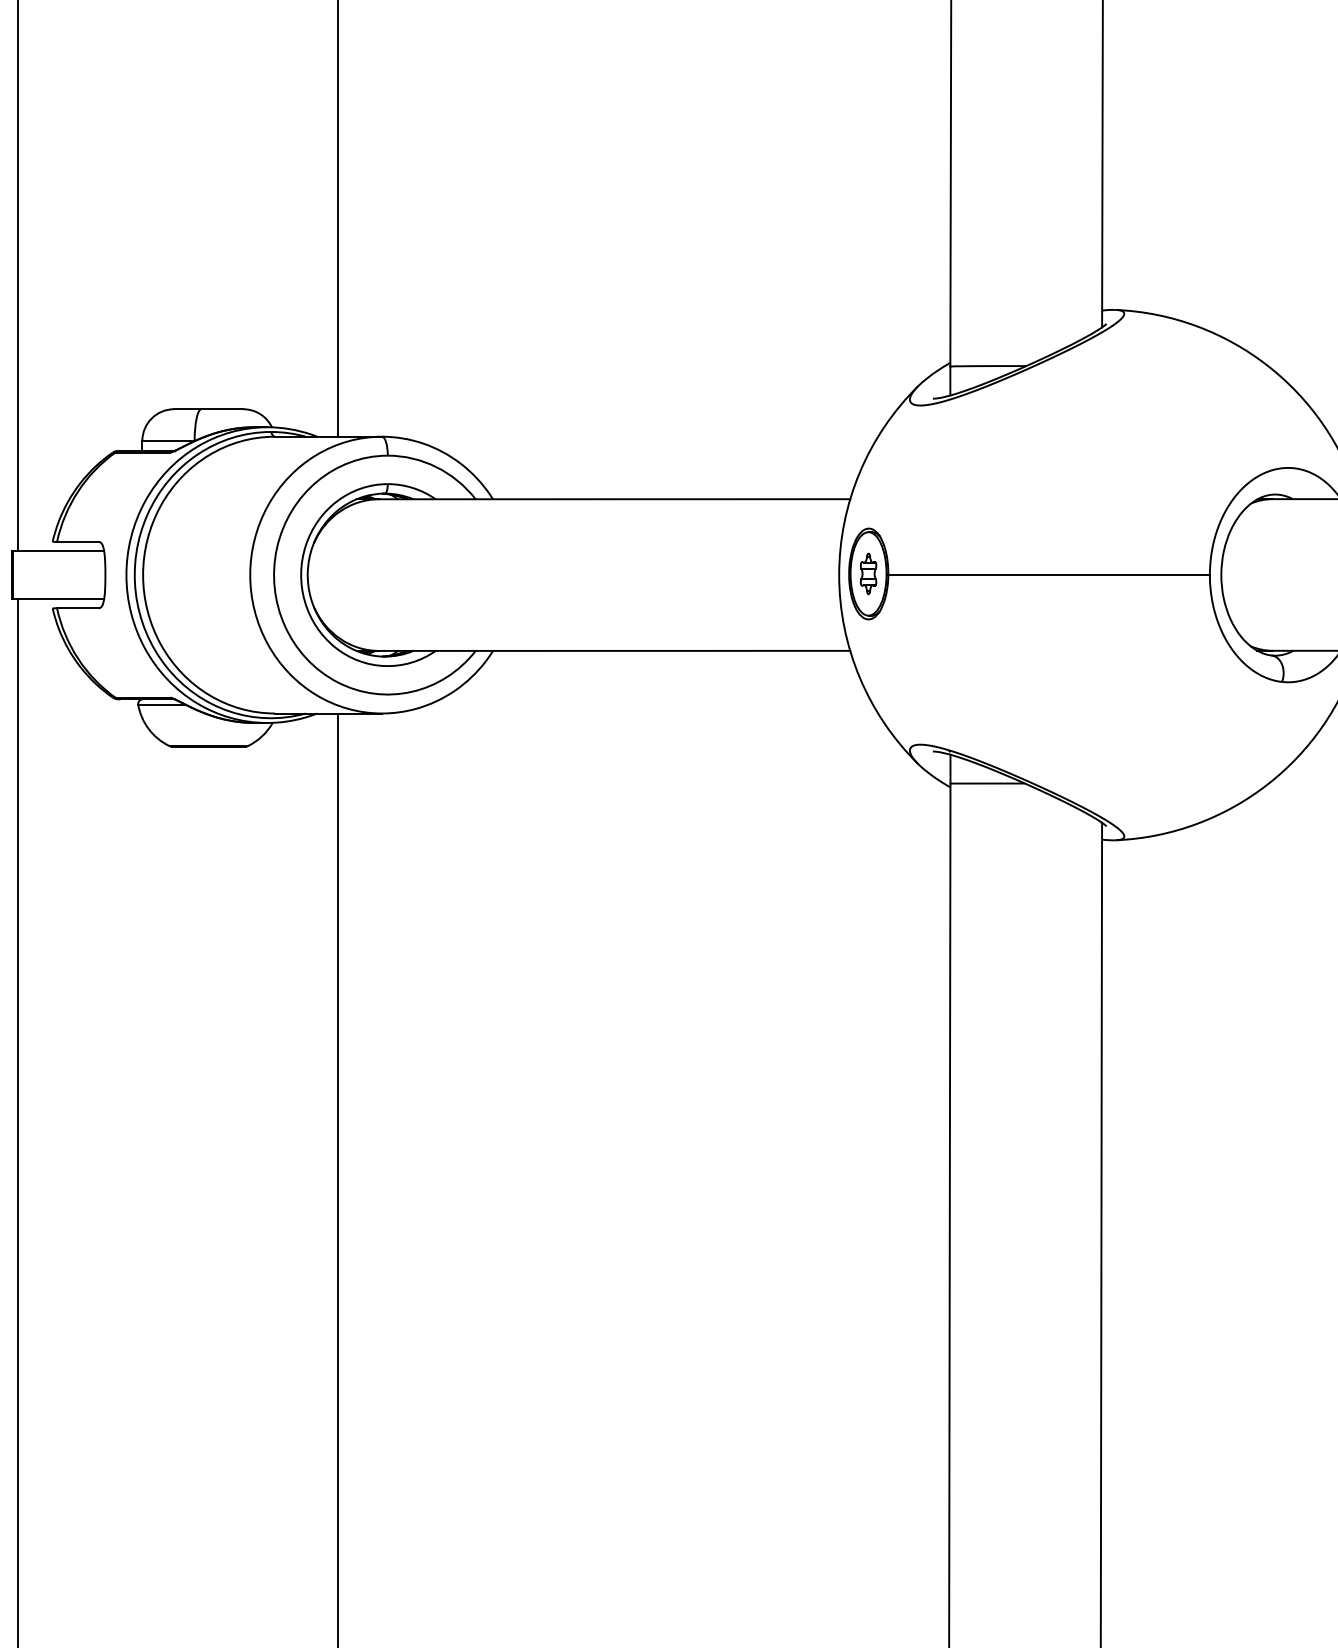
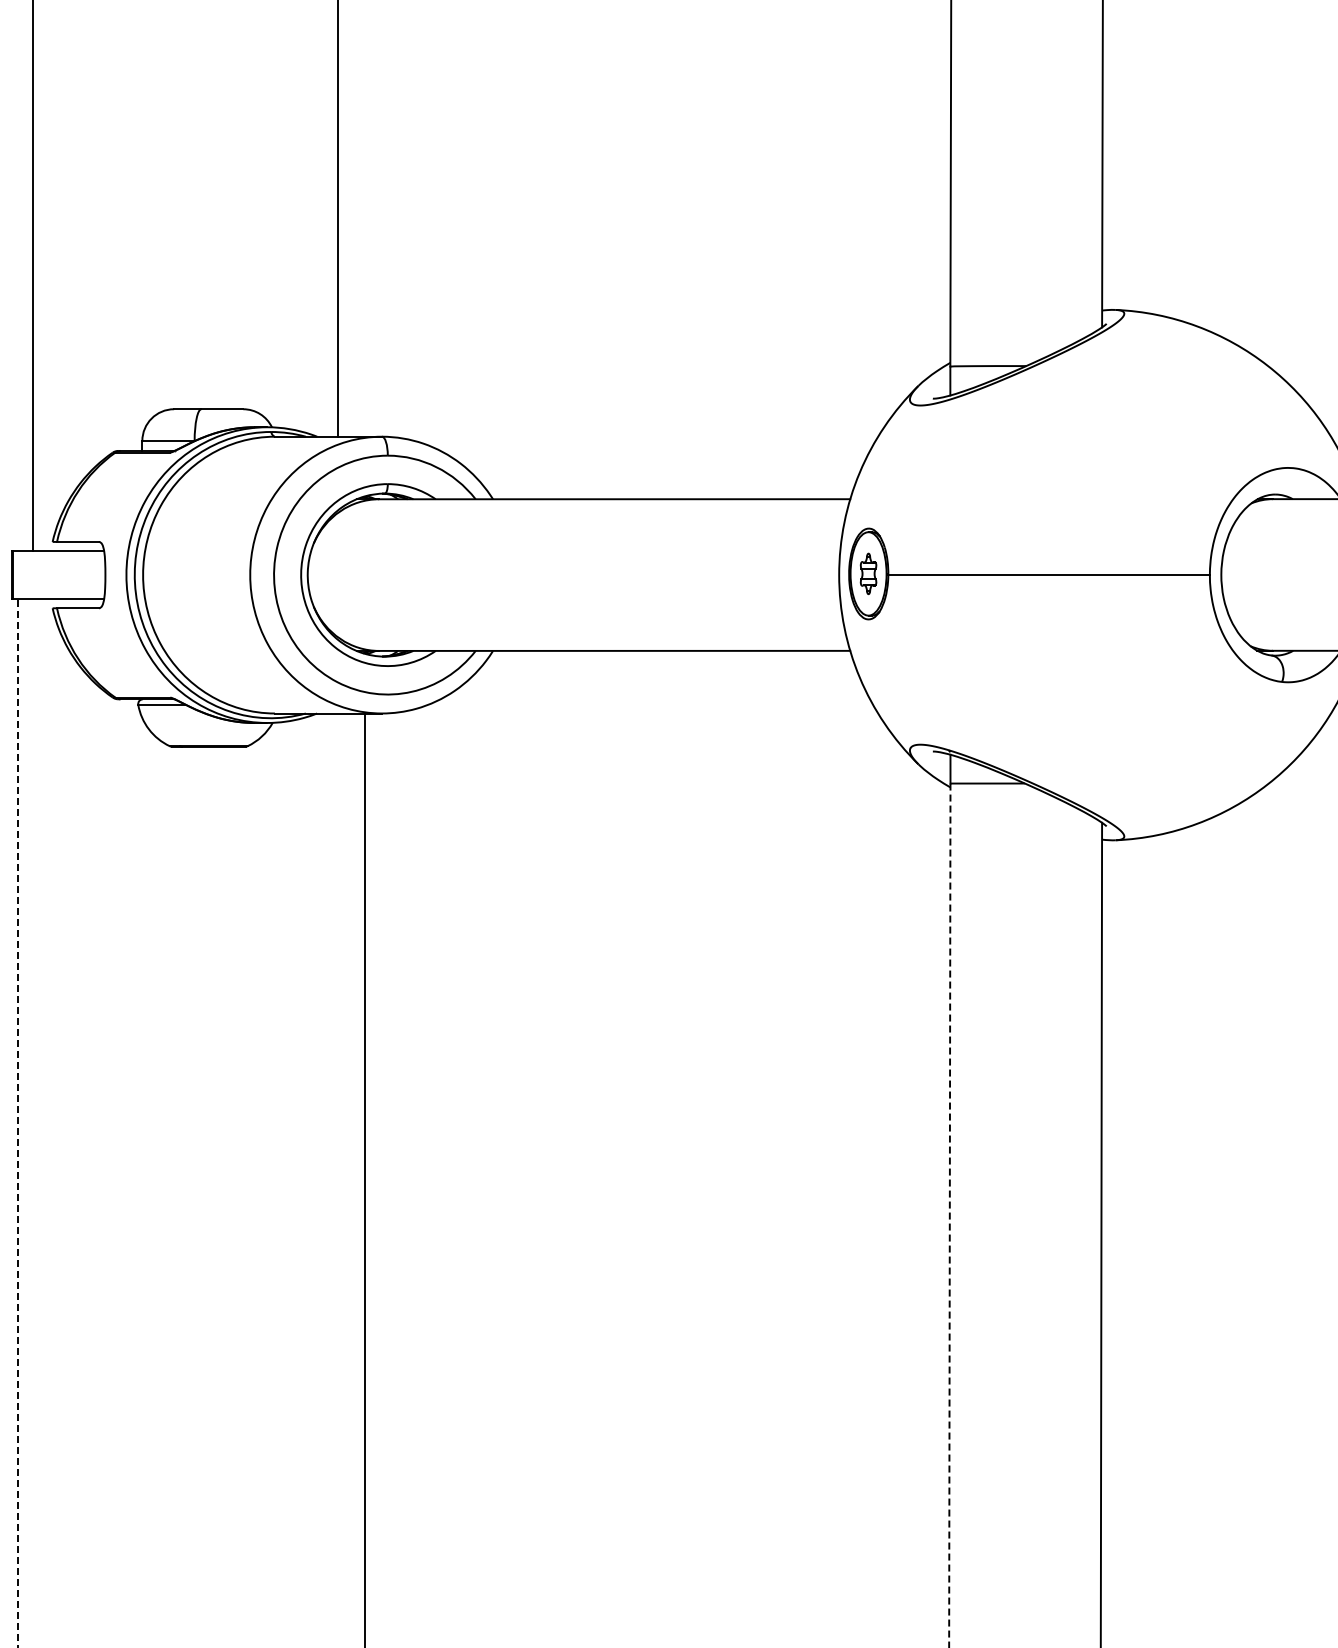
line position: (18, 276) -> (33, 276) (33, 276)
line: solid -> dashed (18, 1122)
line position: (337, 1178) -> (364, 1178) (364, 1178)
line: solid -> dashed (949, 1215)
